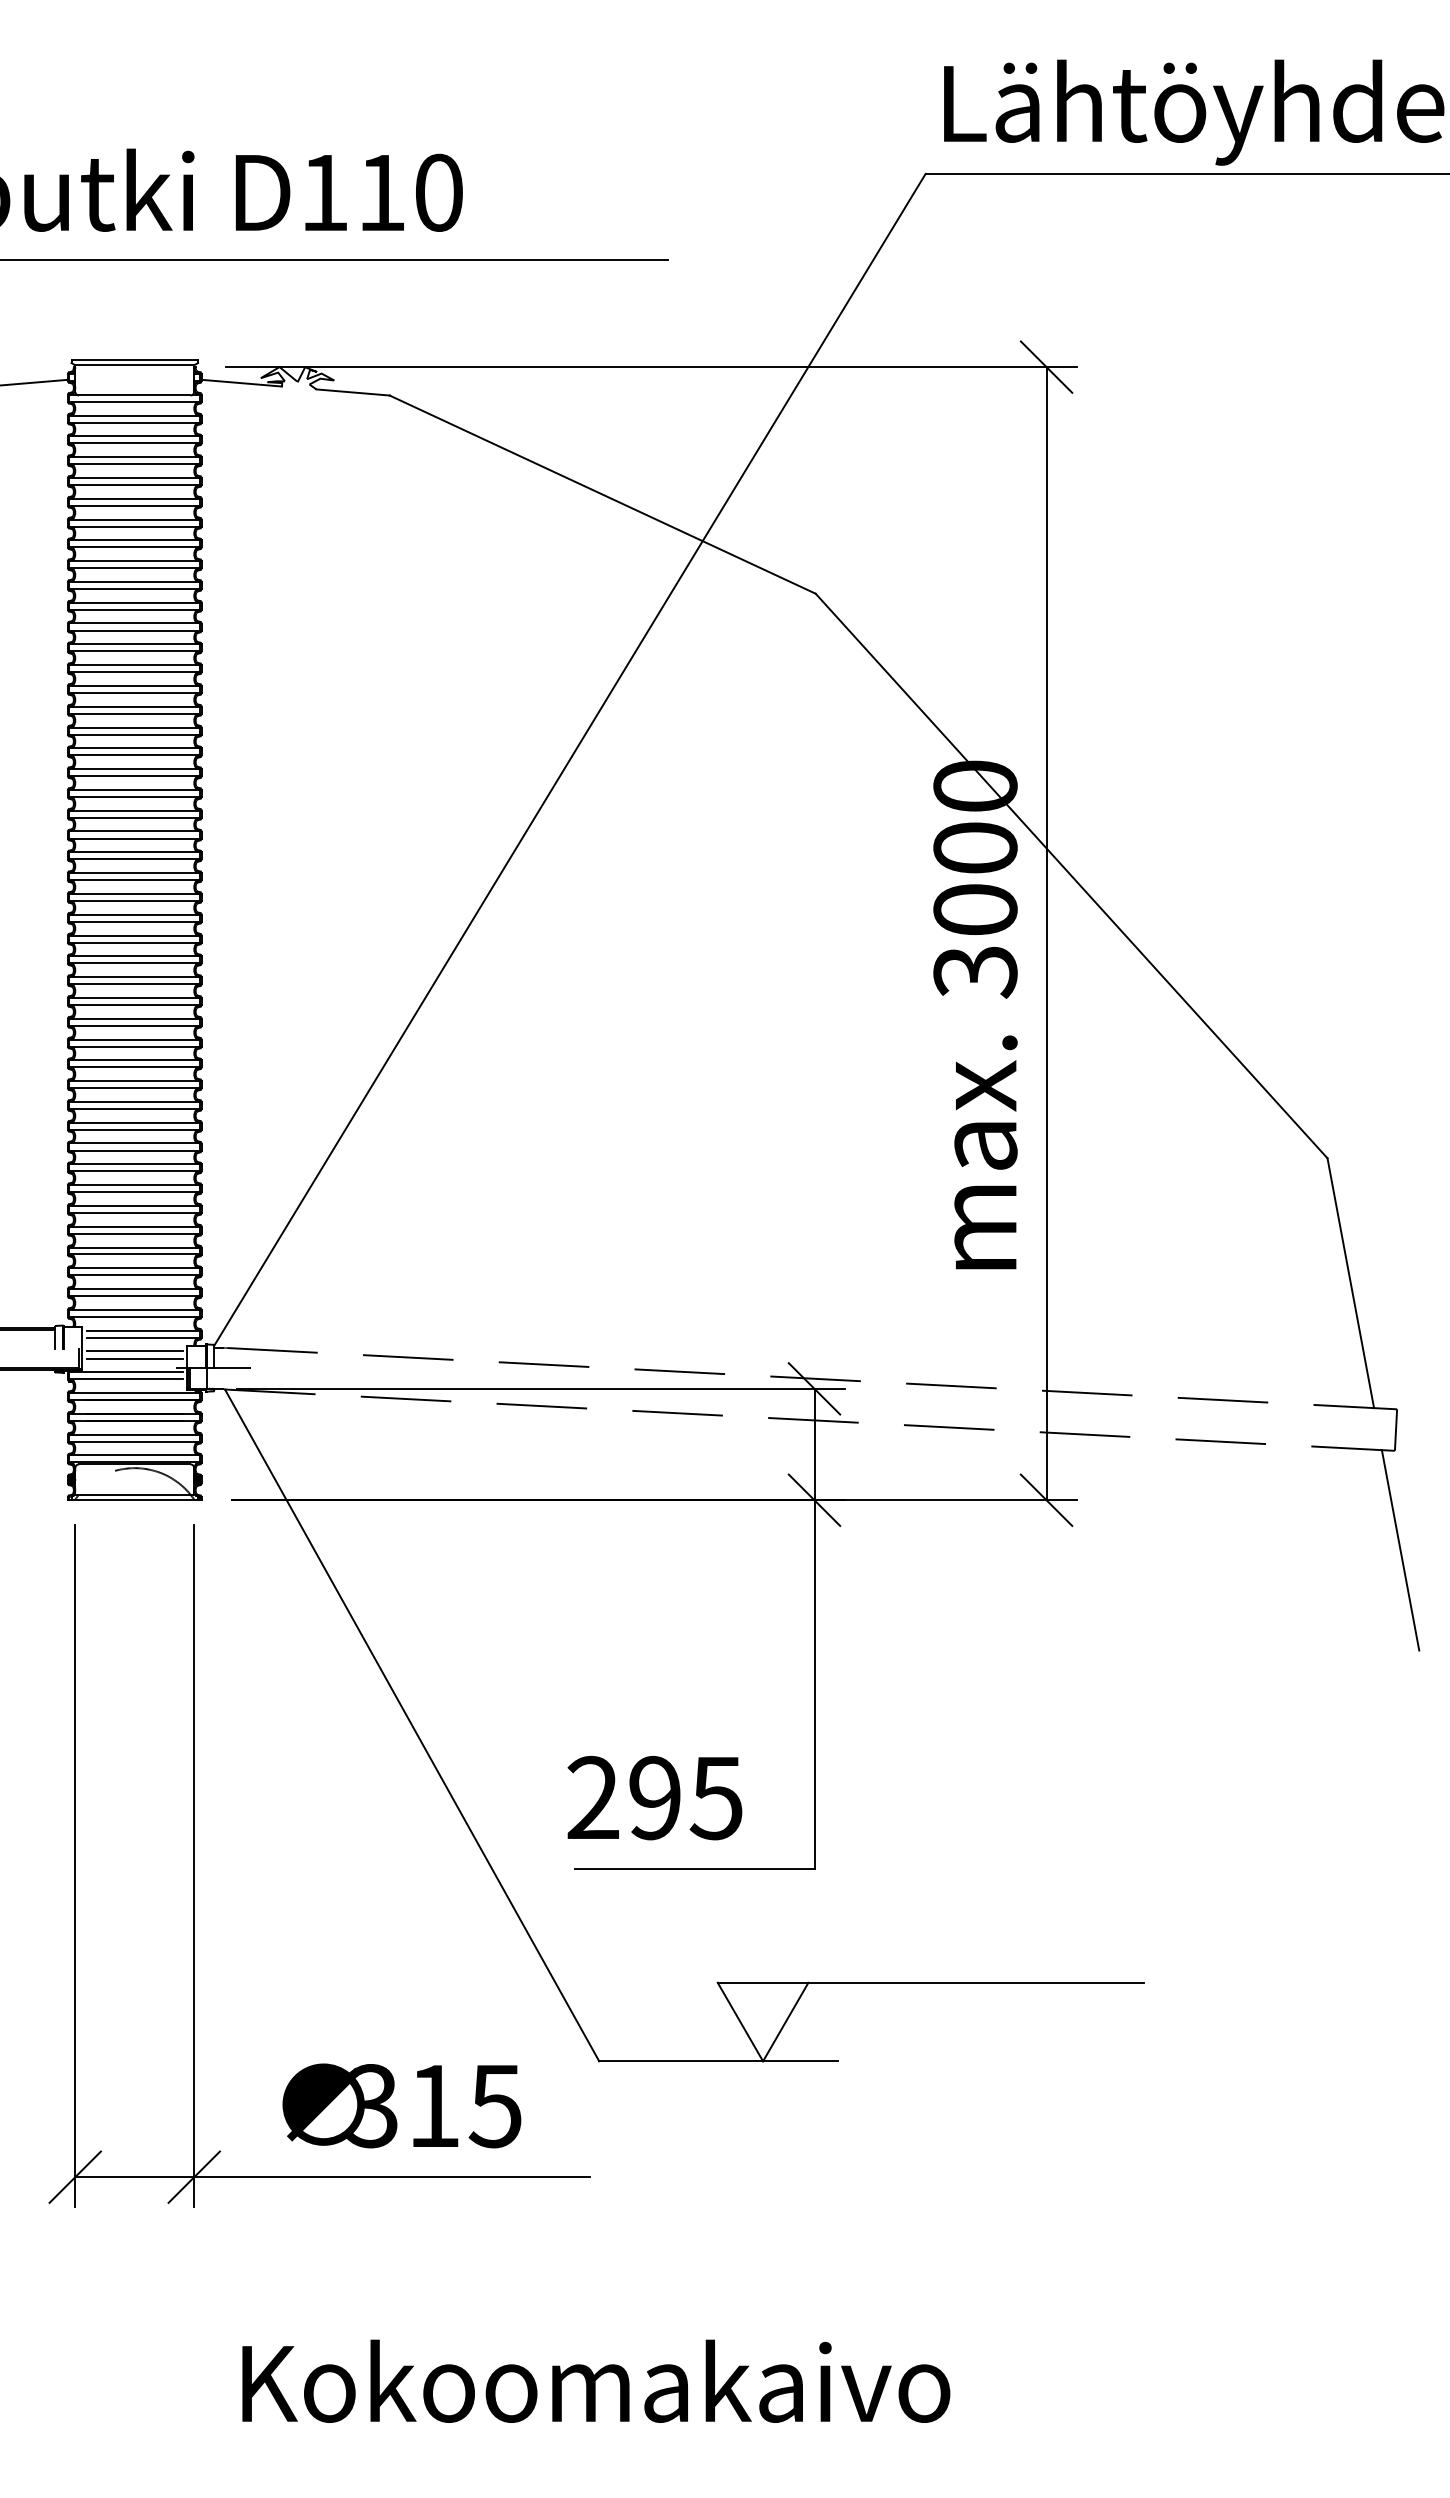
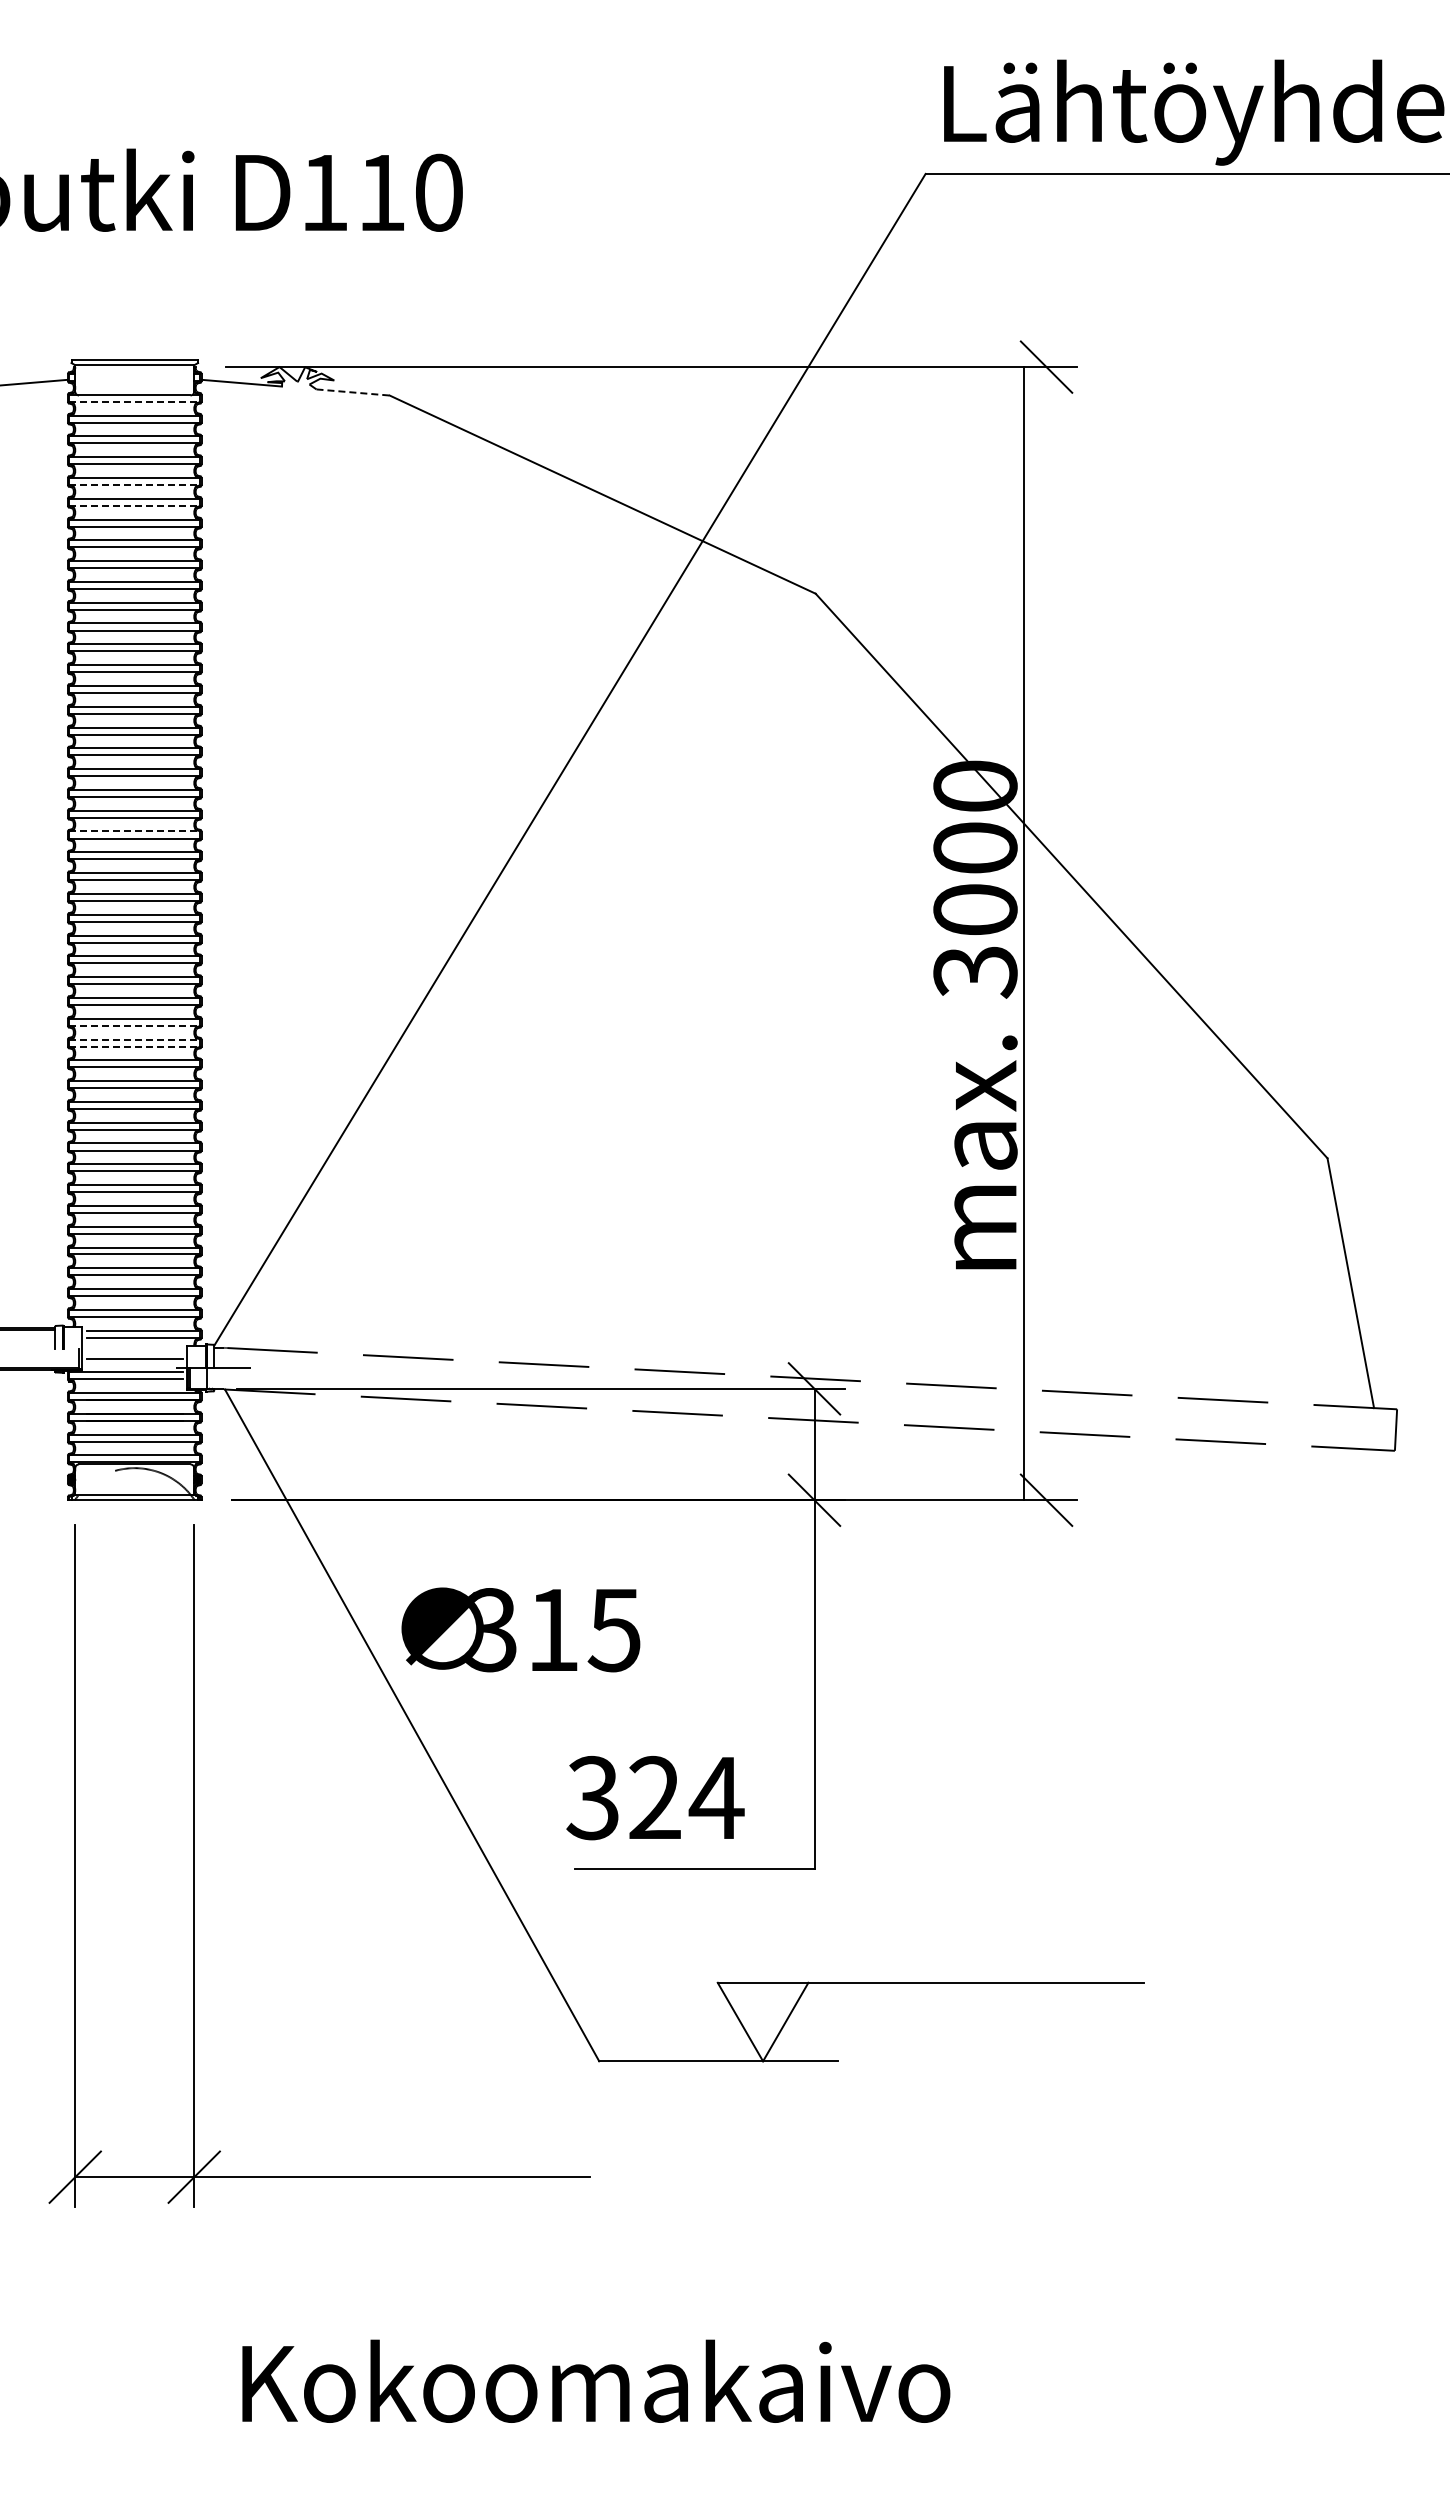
line: present -> none (334, 259)
line: solid -> dashed (353, 392)
line: solid -> dashed (135, 401)
line: solid -> dashed (135, 484)
line: solid -> dashed (135, 505)
line: solid -> dashed (135, 831)
line position: (1046, 933) -> (1023, 933) (1023, 933)
line: solid -> dashed (135, 1025)
line: solid -> dashed (135, 1039)
line: solid -> dashed (135, 1046)
line: present -> none (134, 1351)
line: present -> none (1400, 1550)
text: 295 -> 324 (655, 1798)
text position: (401, 2105) -> (520, 1629) (520, 1629)
